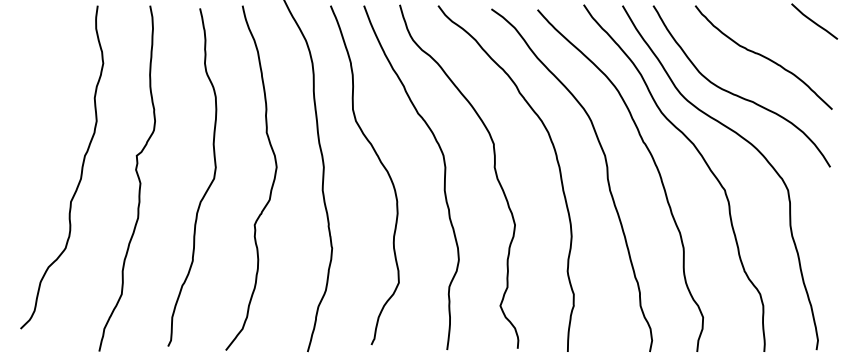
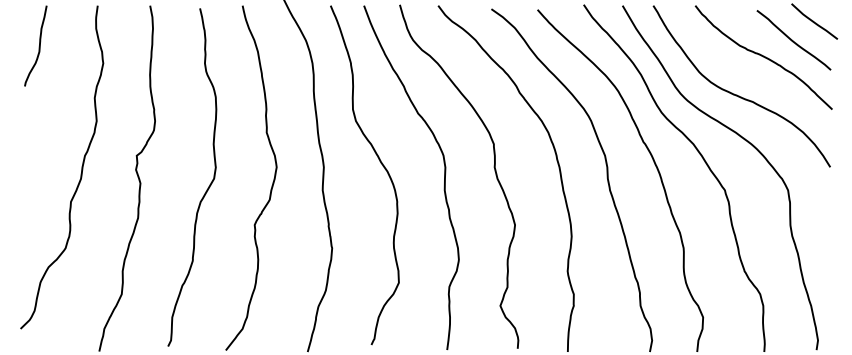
curve: none -> present (793, 40)
curve: none -> present (38, 46)
